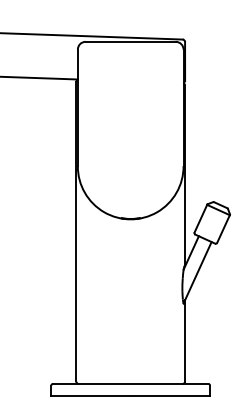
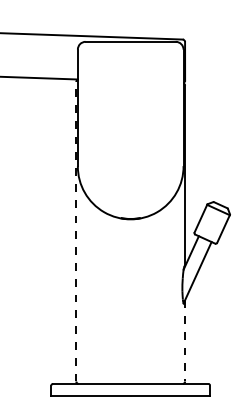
line: solid -> dashed (76, 231)
line: solid -> dashed (185, 340)
